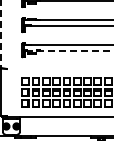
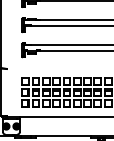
line: dashed -> solid (0, 34)
line: dashed -> solid (70, 51)
